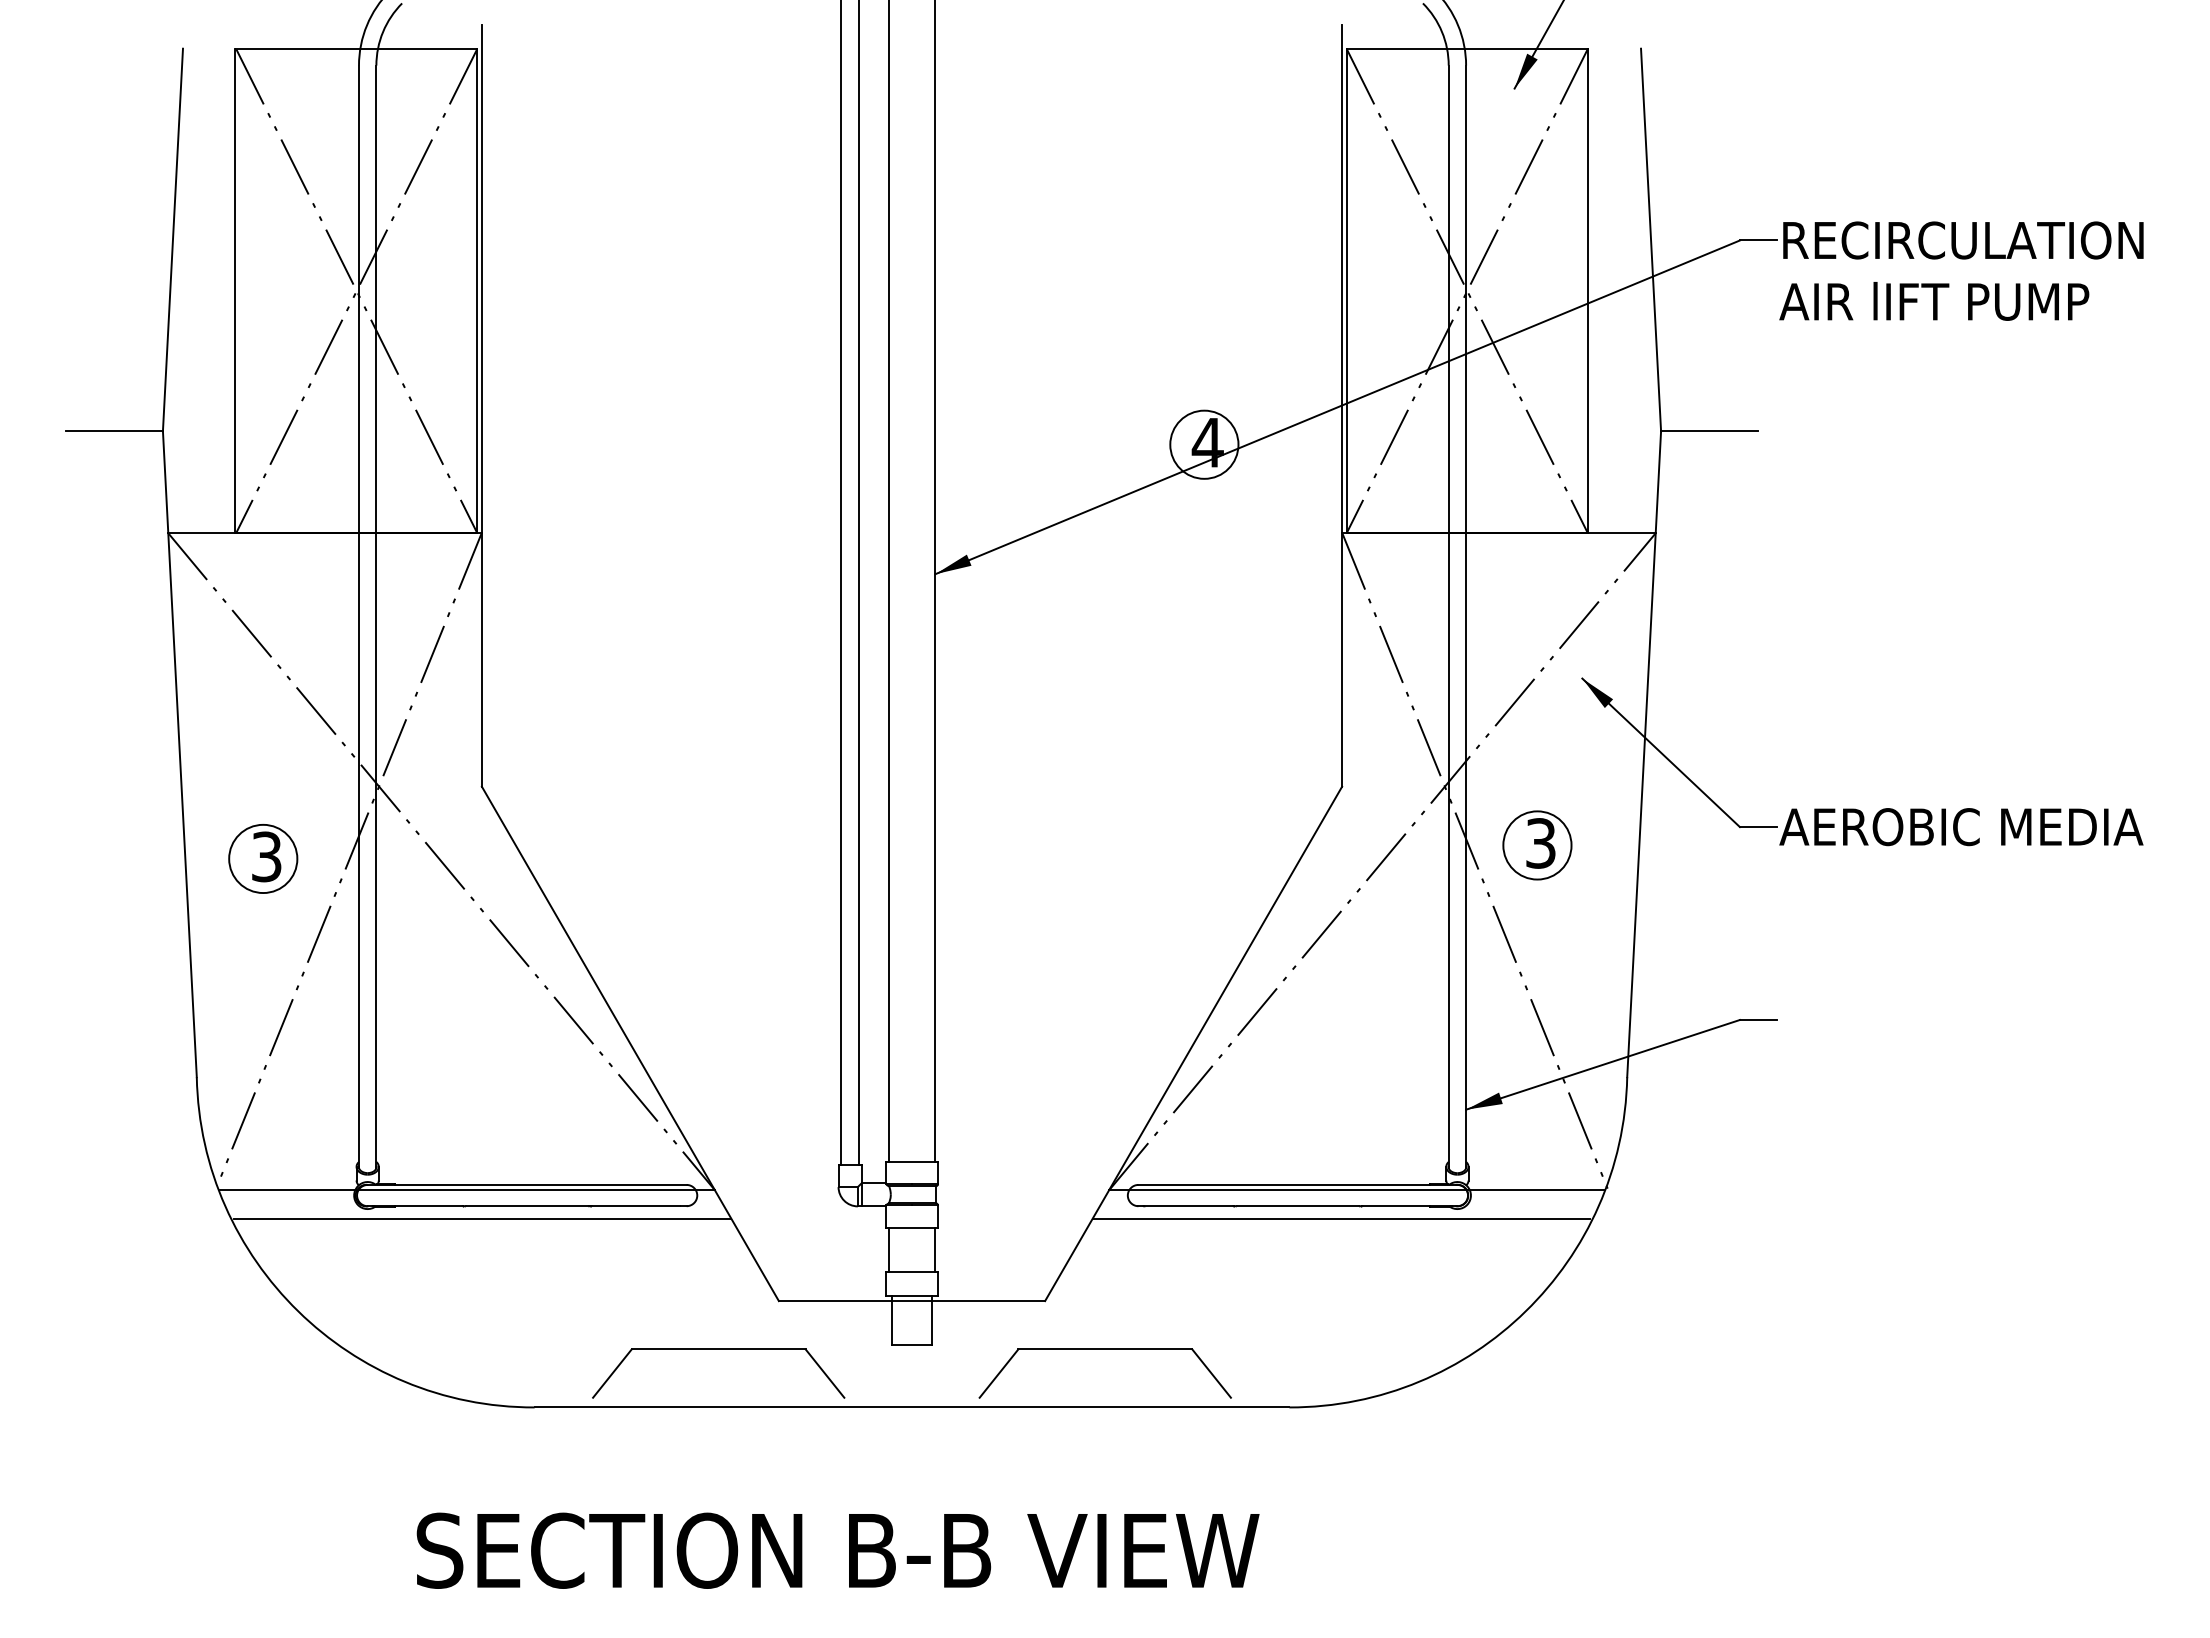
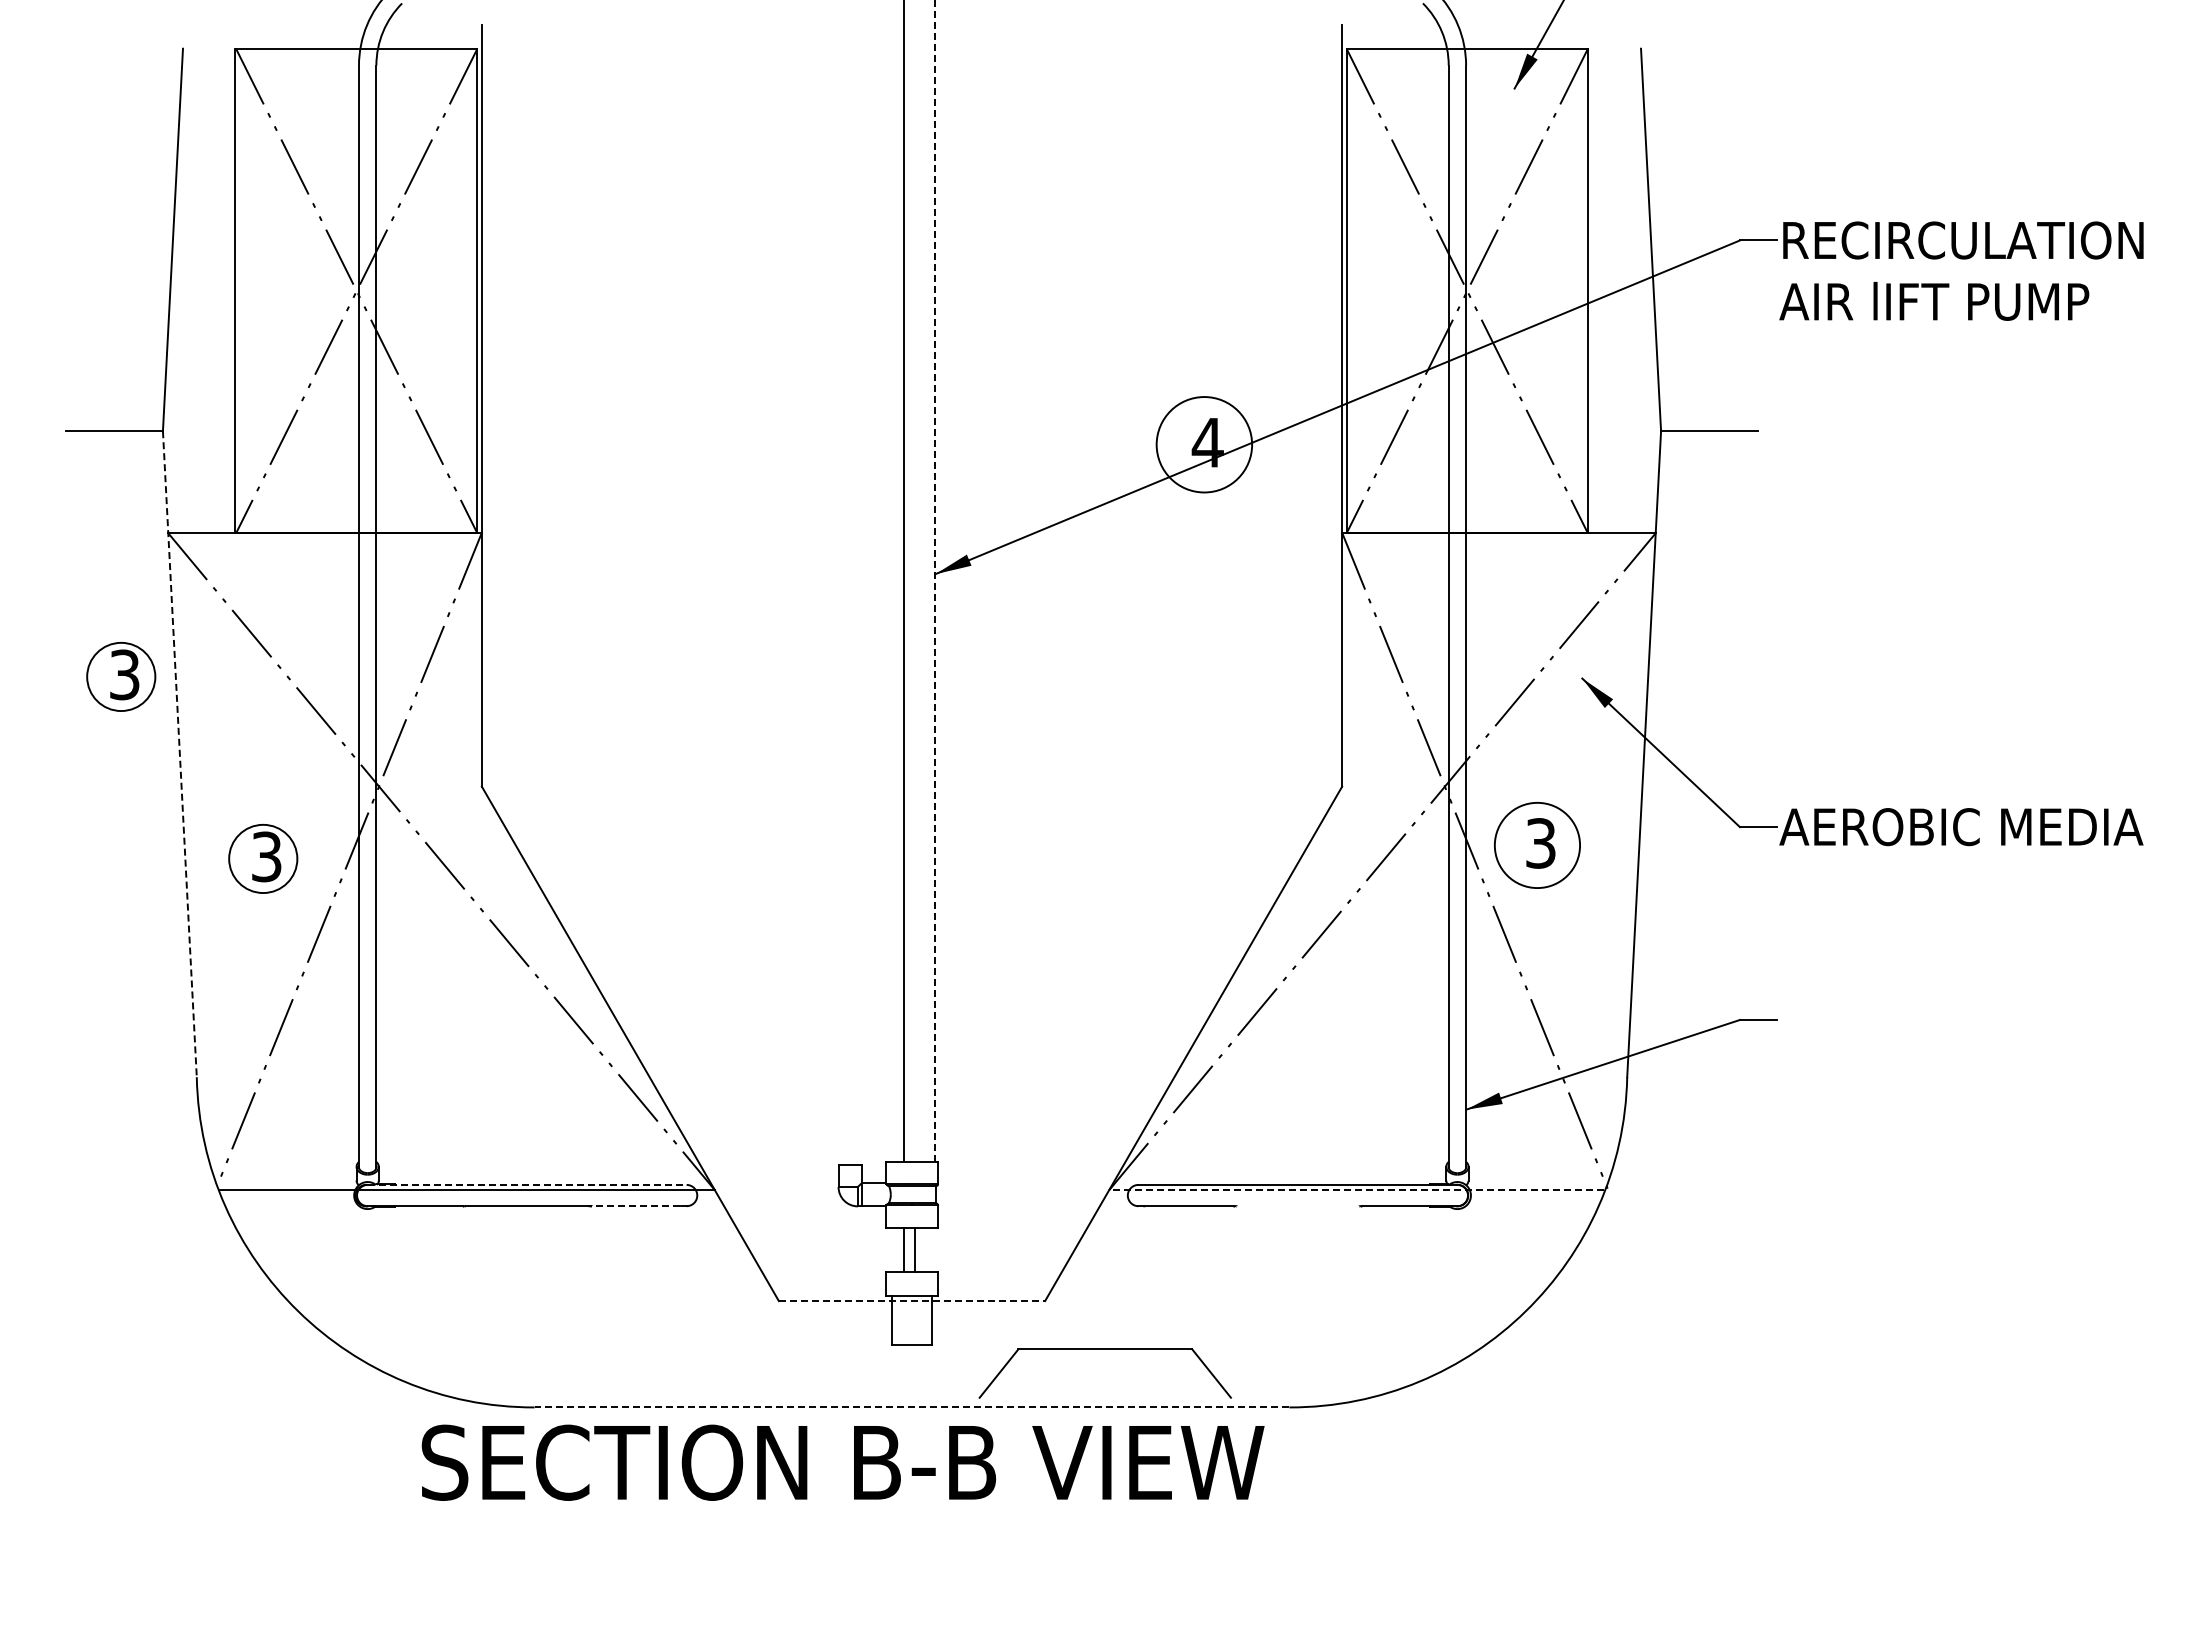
circle diameter: 68 px -> 95 px (1204, 444)
line: solid -> dashed (935, 580)
line position: (888, 581) -> (903, 581) (903, 581)
line: present -> none (841, 583)
line: present -> none (858, 583)
part: none -> present (121, 676)
line: solid -> dashed (179, 754)
circle diameter: 68 px -> 85 px (1537, 845)
line: solid -> dashed (527, 1184)
line: solid -> dashed (1356, 1189)
line: solid -> dashed (634, 1206)
line: present -> none (1297, 1206)
line: present -> none (482, 1218)
line: present -> none (1341, 1218)
line position: (888, 1249) -> (903, 1249) (903, 1249)
line position: (935, 1249) -> (915, 1249) (915, 1249)
line: solid -> dashed (912, 1301)
part: present -> none (718, 1349)
line: solid -> dashed (911, 1407)
text position: (837, 1550) -> (842, 1462) (842, 1462)
